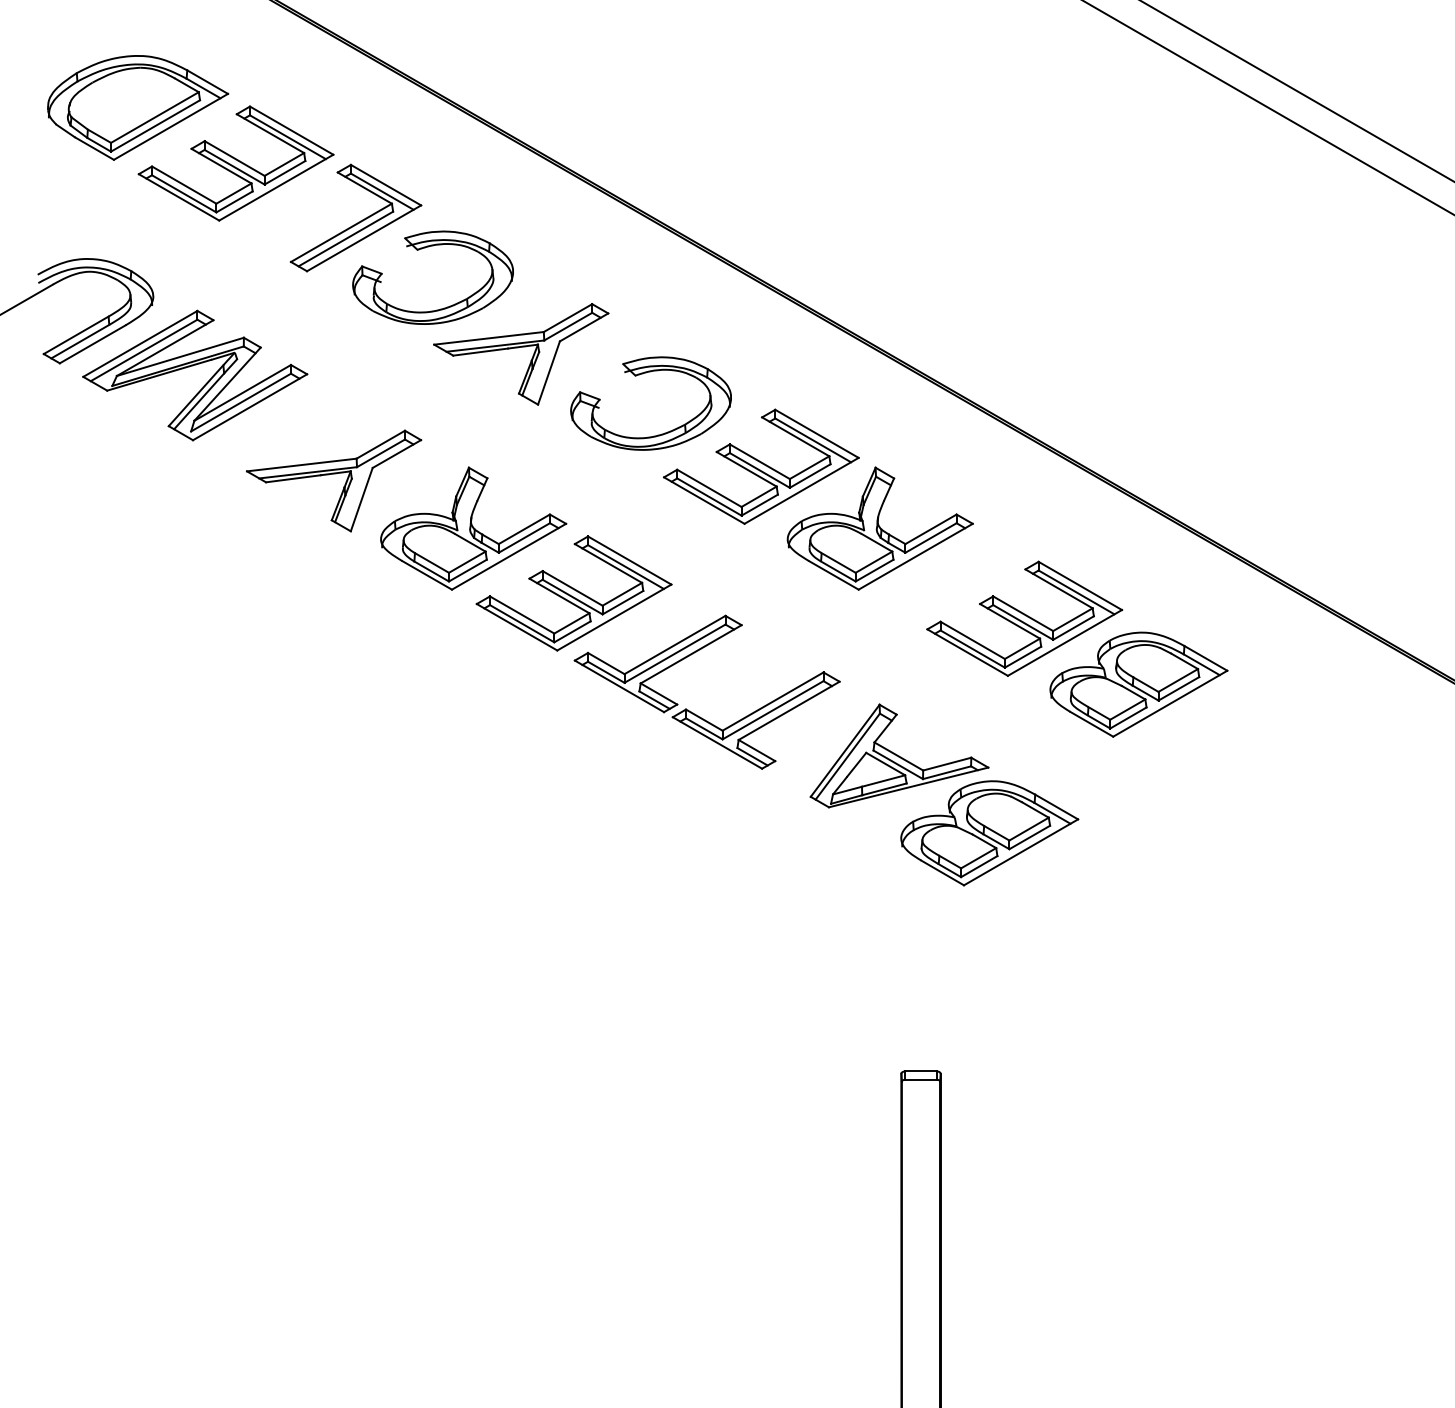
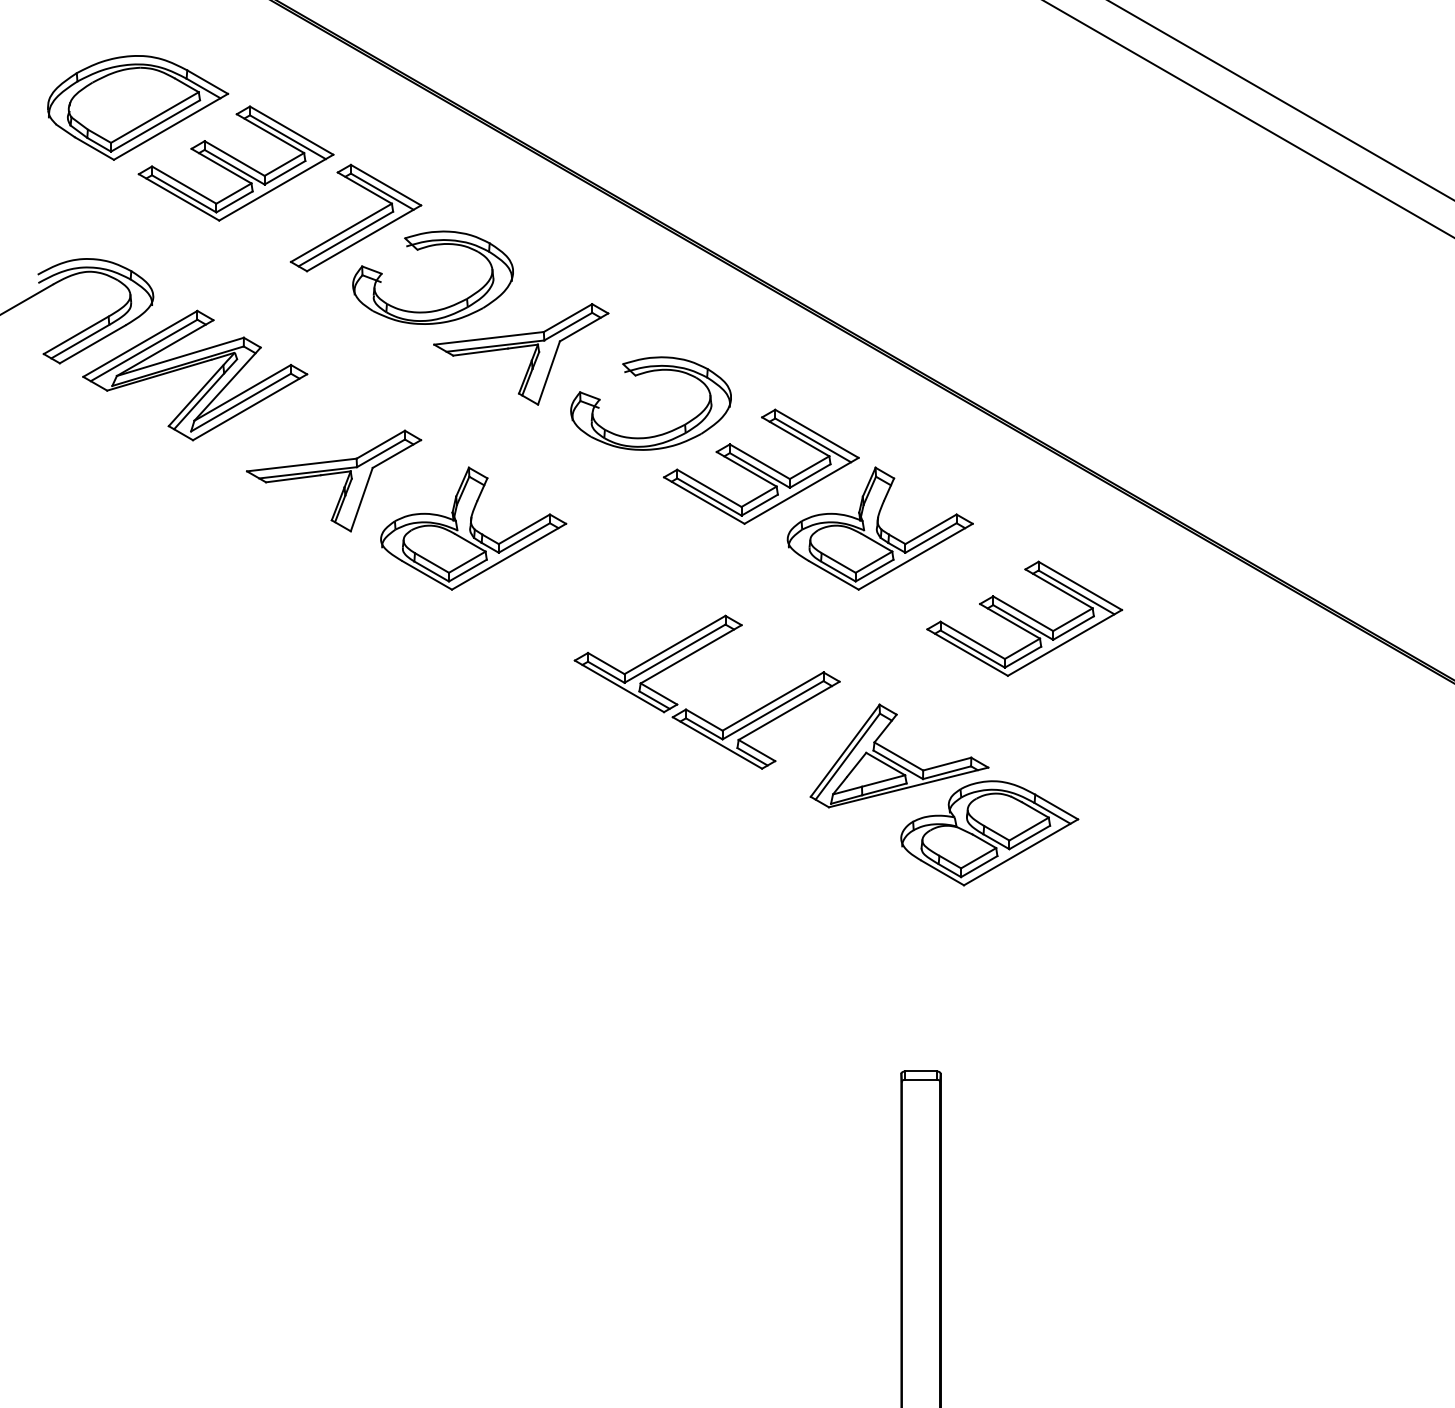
line position: (1297, 91) -> (1280, 100) (1280, 100)
line position: (1268, 107) -> (1248, 119) (1248, 119)
part: present -> none (573, 593)
part: present -> none (1138, 684)
